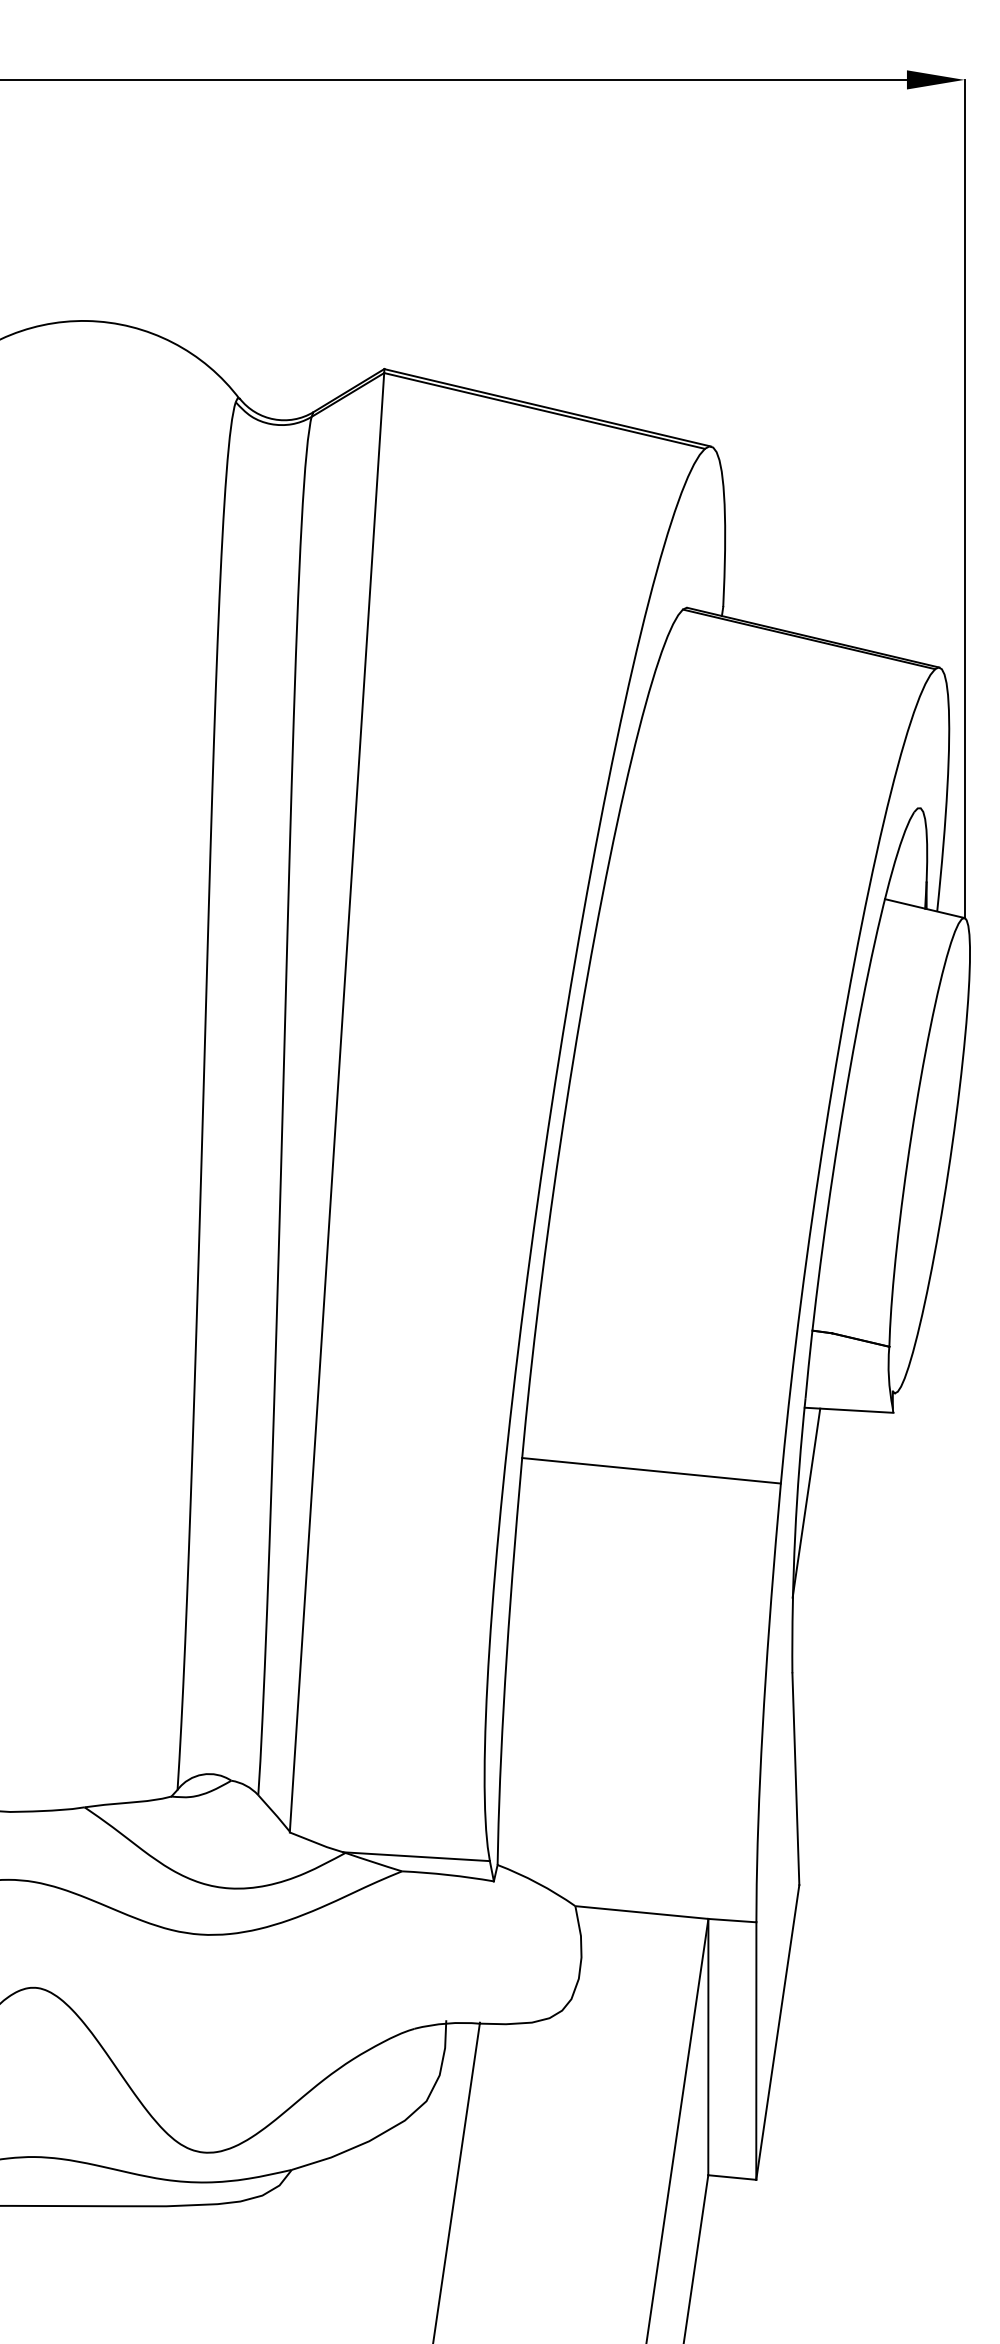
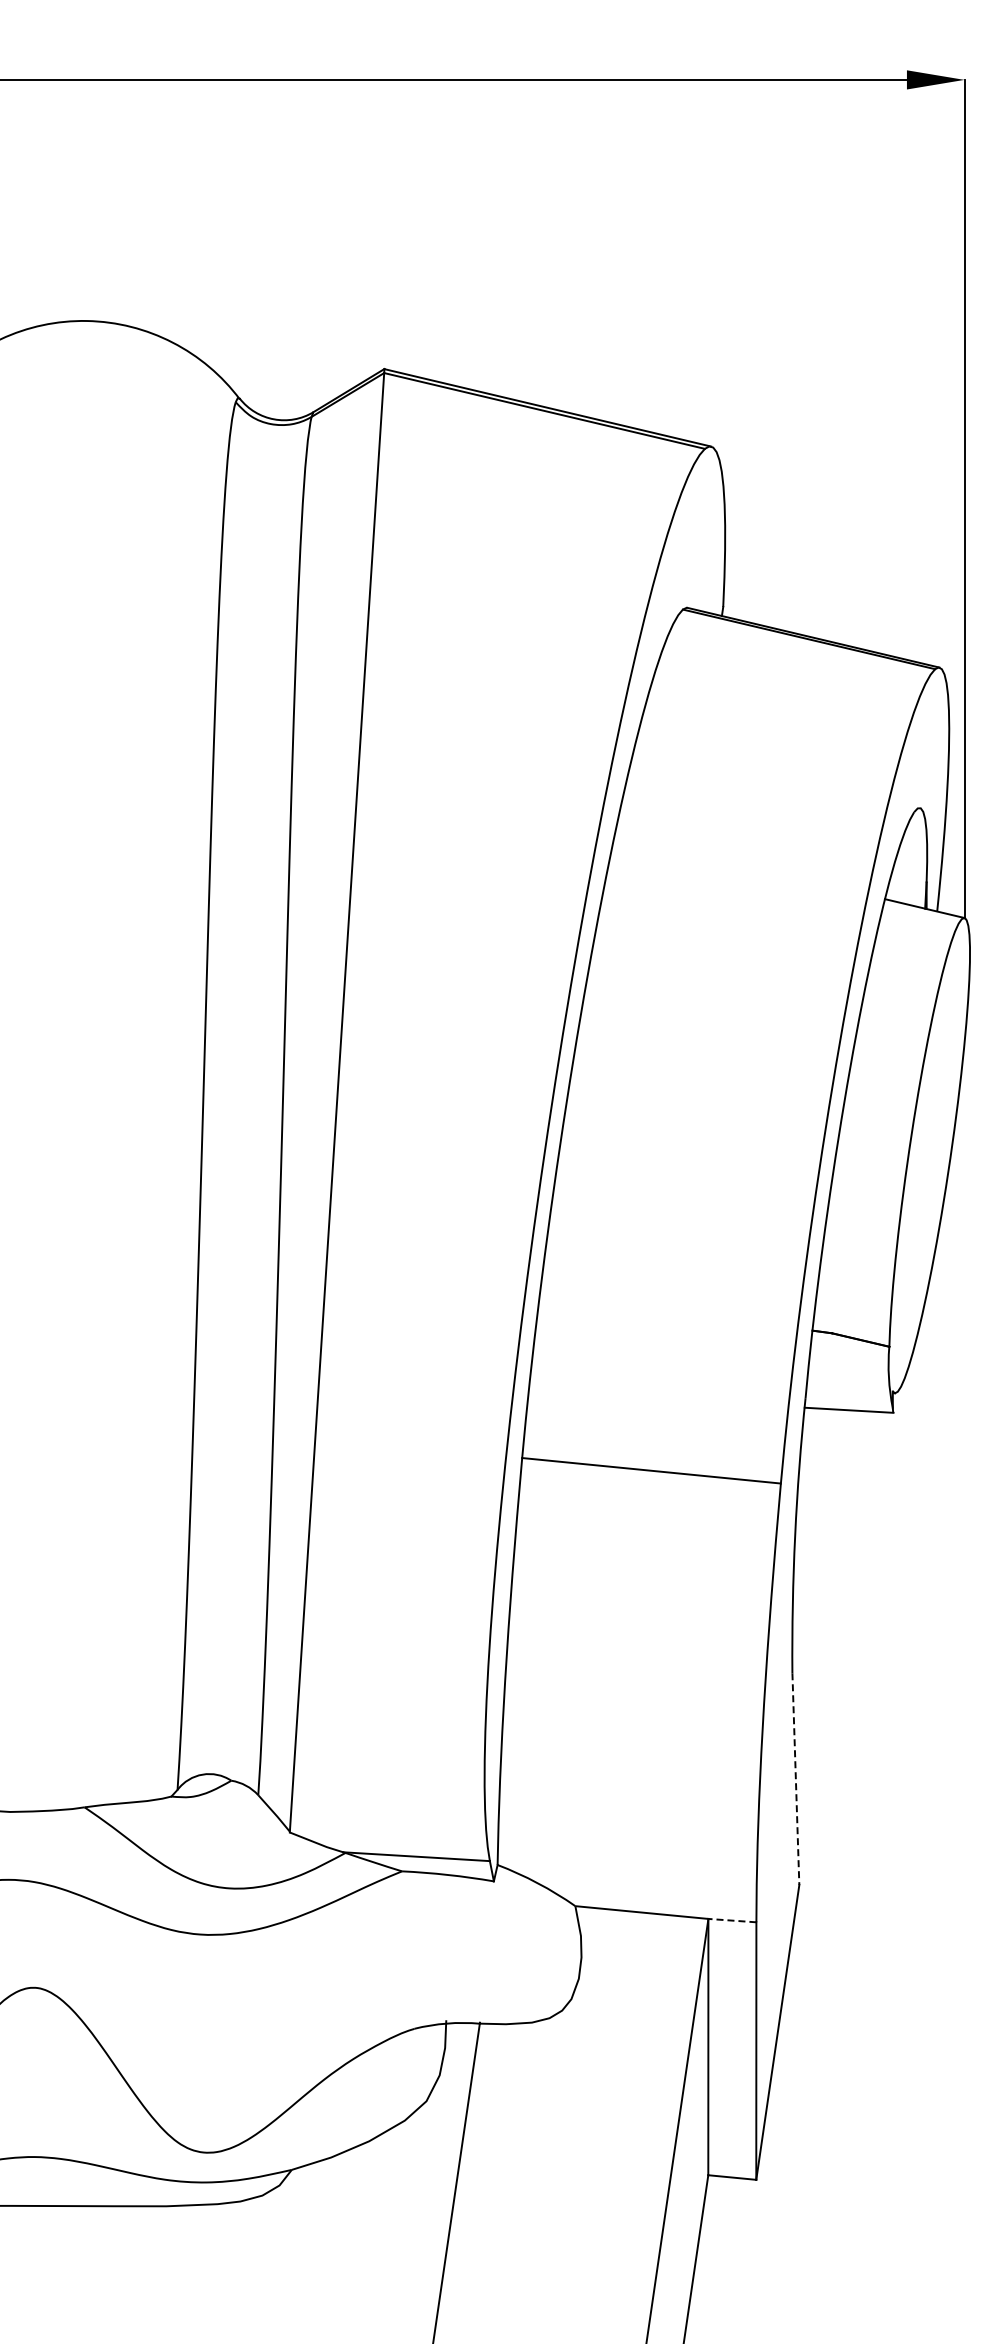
line: present -> none (806, 1502)
line: solid -> dashed (795, 1779)
line: solid -> dashed (731, 1920)
